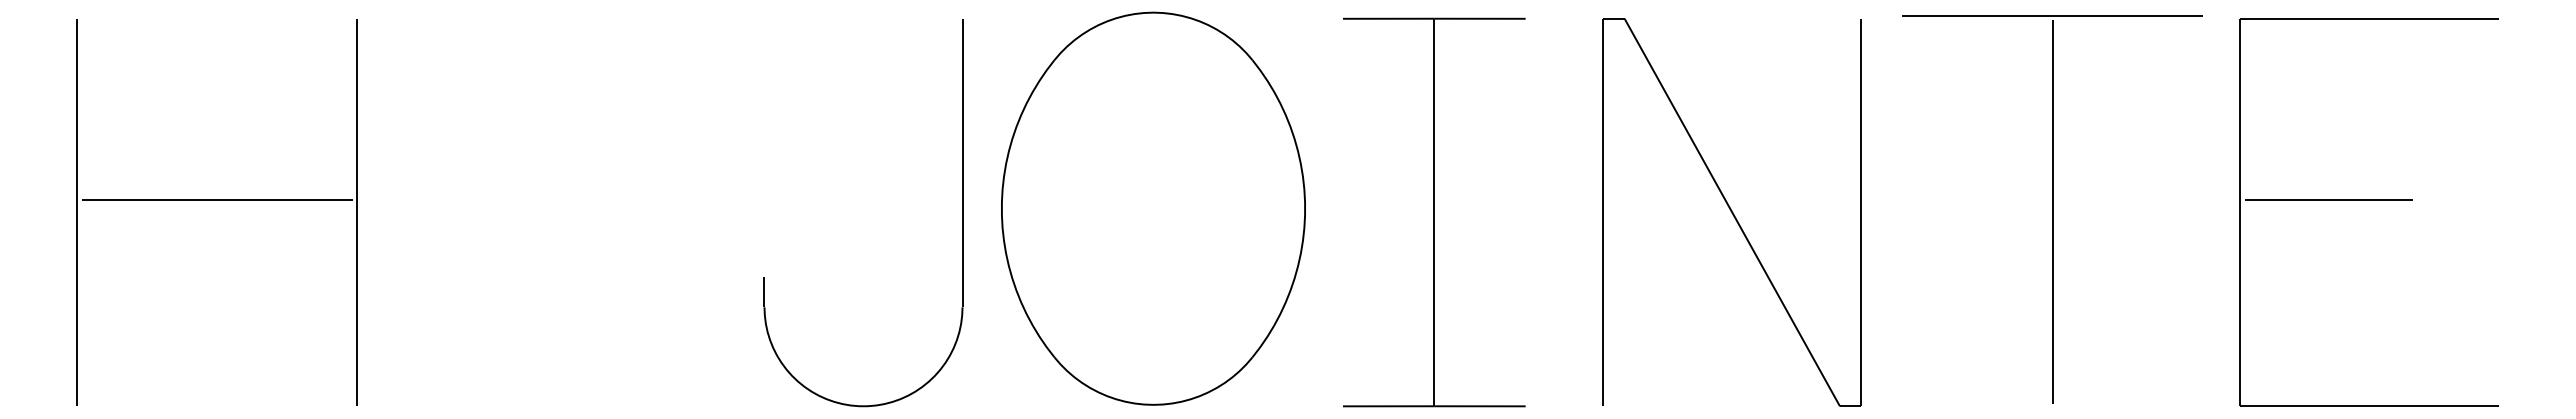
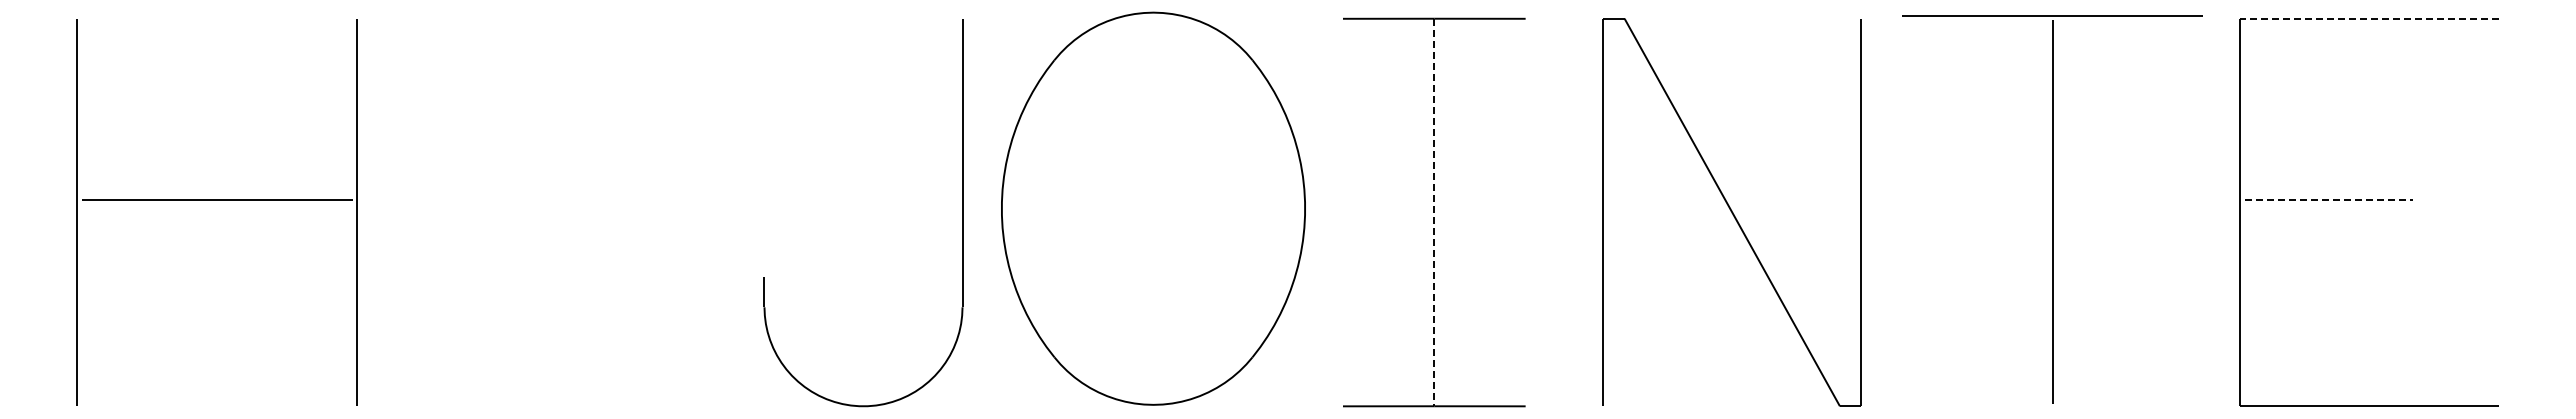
line: solid -> dashed (2369, 18)
line: solid -> dashed (2328, 199)
line: solid -> dashed (1434, 212)
